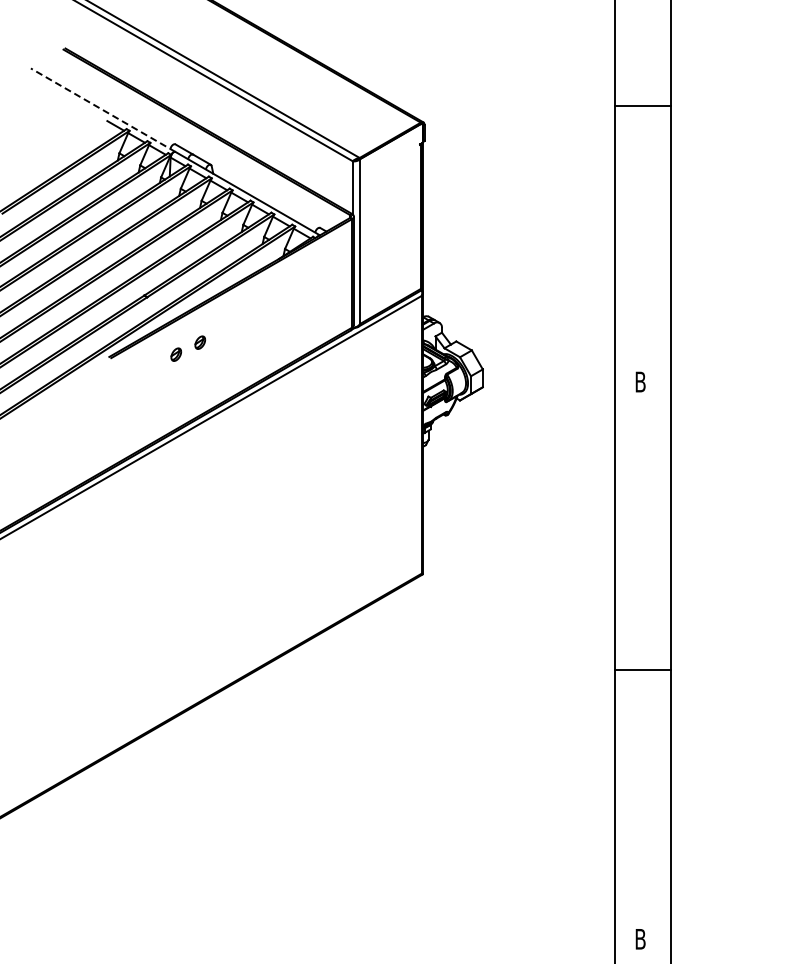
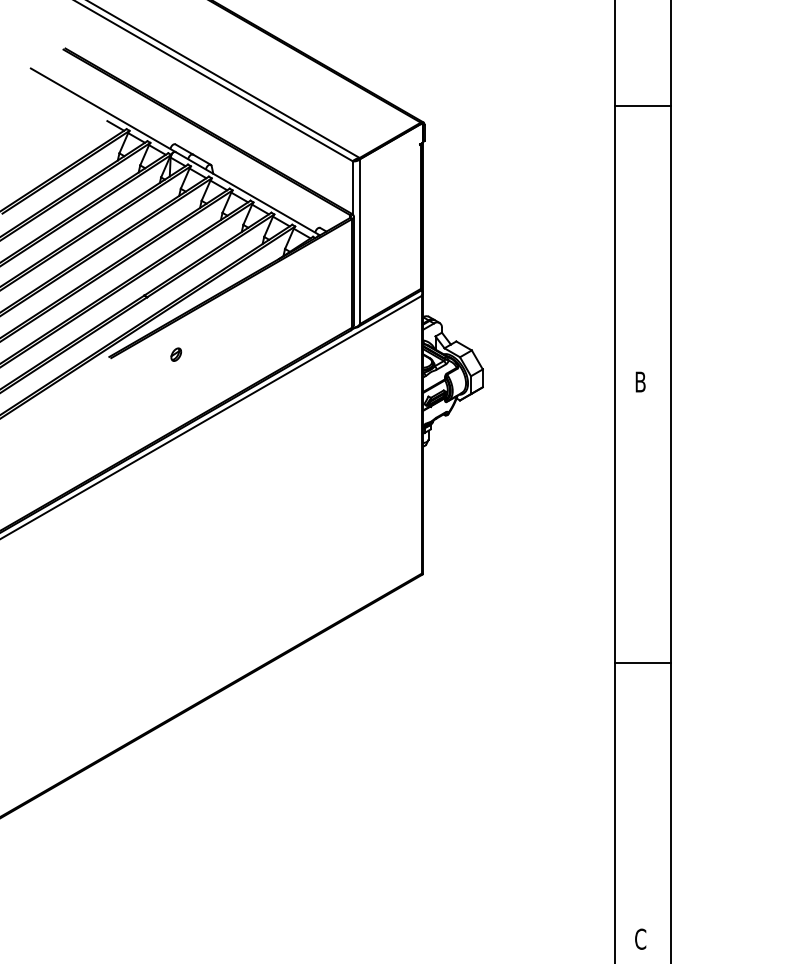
line: dashed -> solid (103, 110)
part: present -> none (200, 342)
line position: (643, 670) -> (643, 663) (643, 663)
text: B -> C (640, 938)
